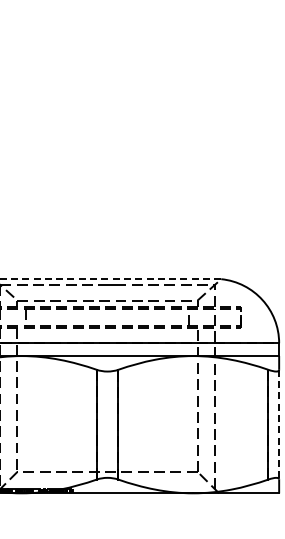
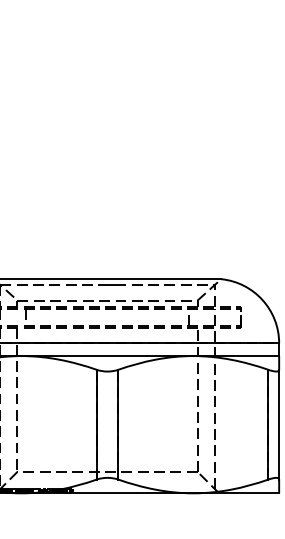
line: dashed -> solid (110, 279)
line: dashed -> solid (279, 424)
